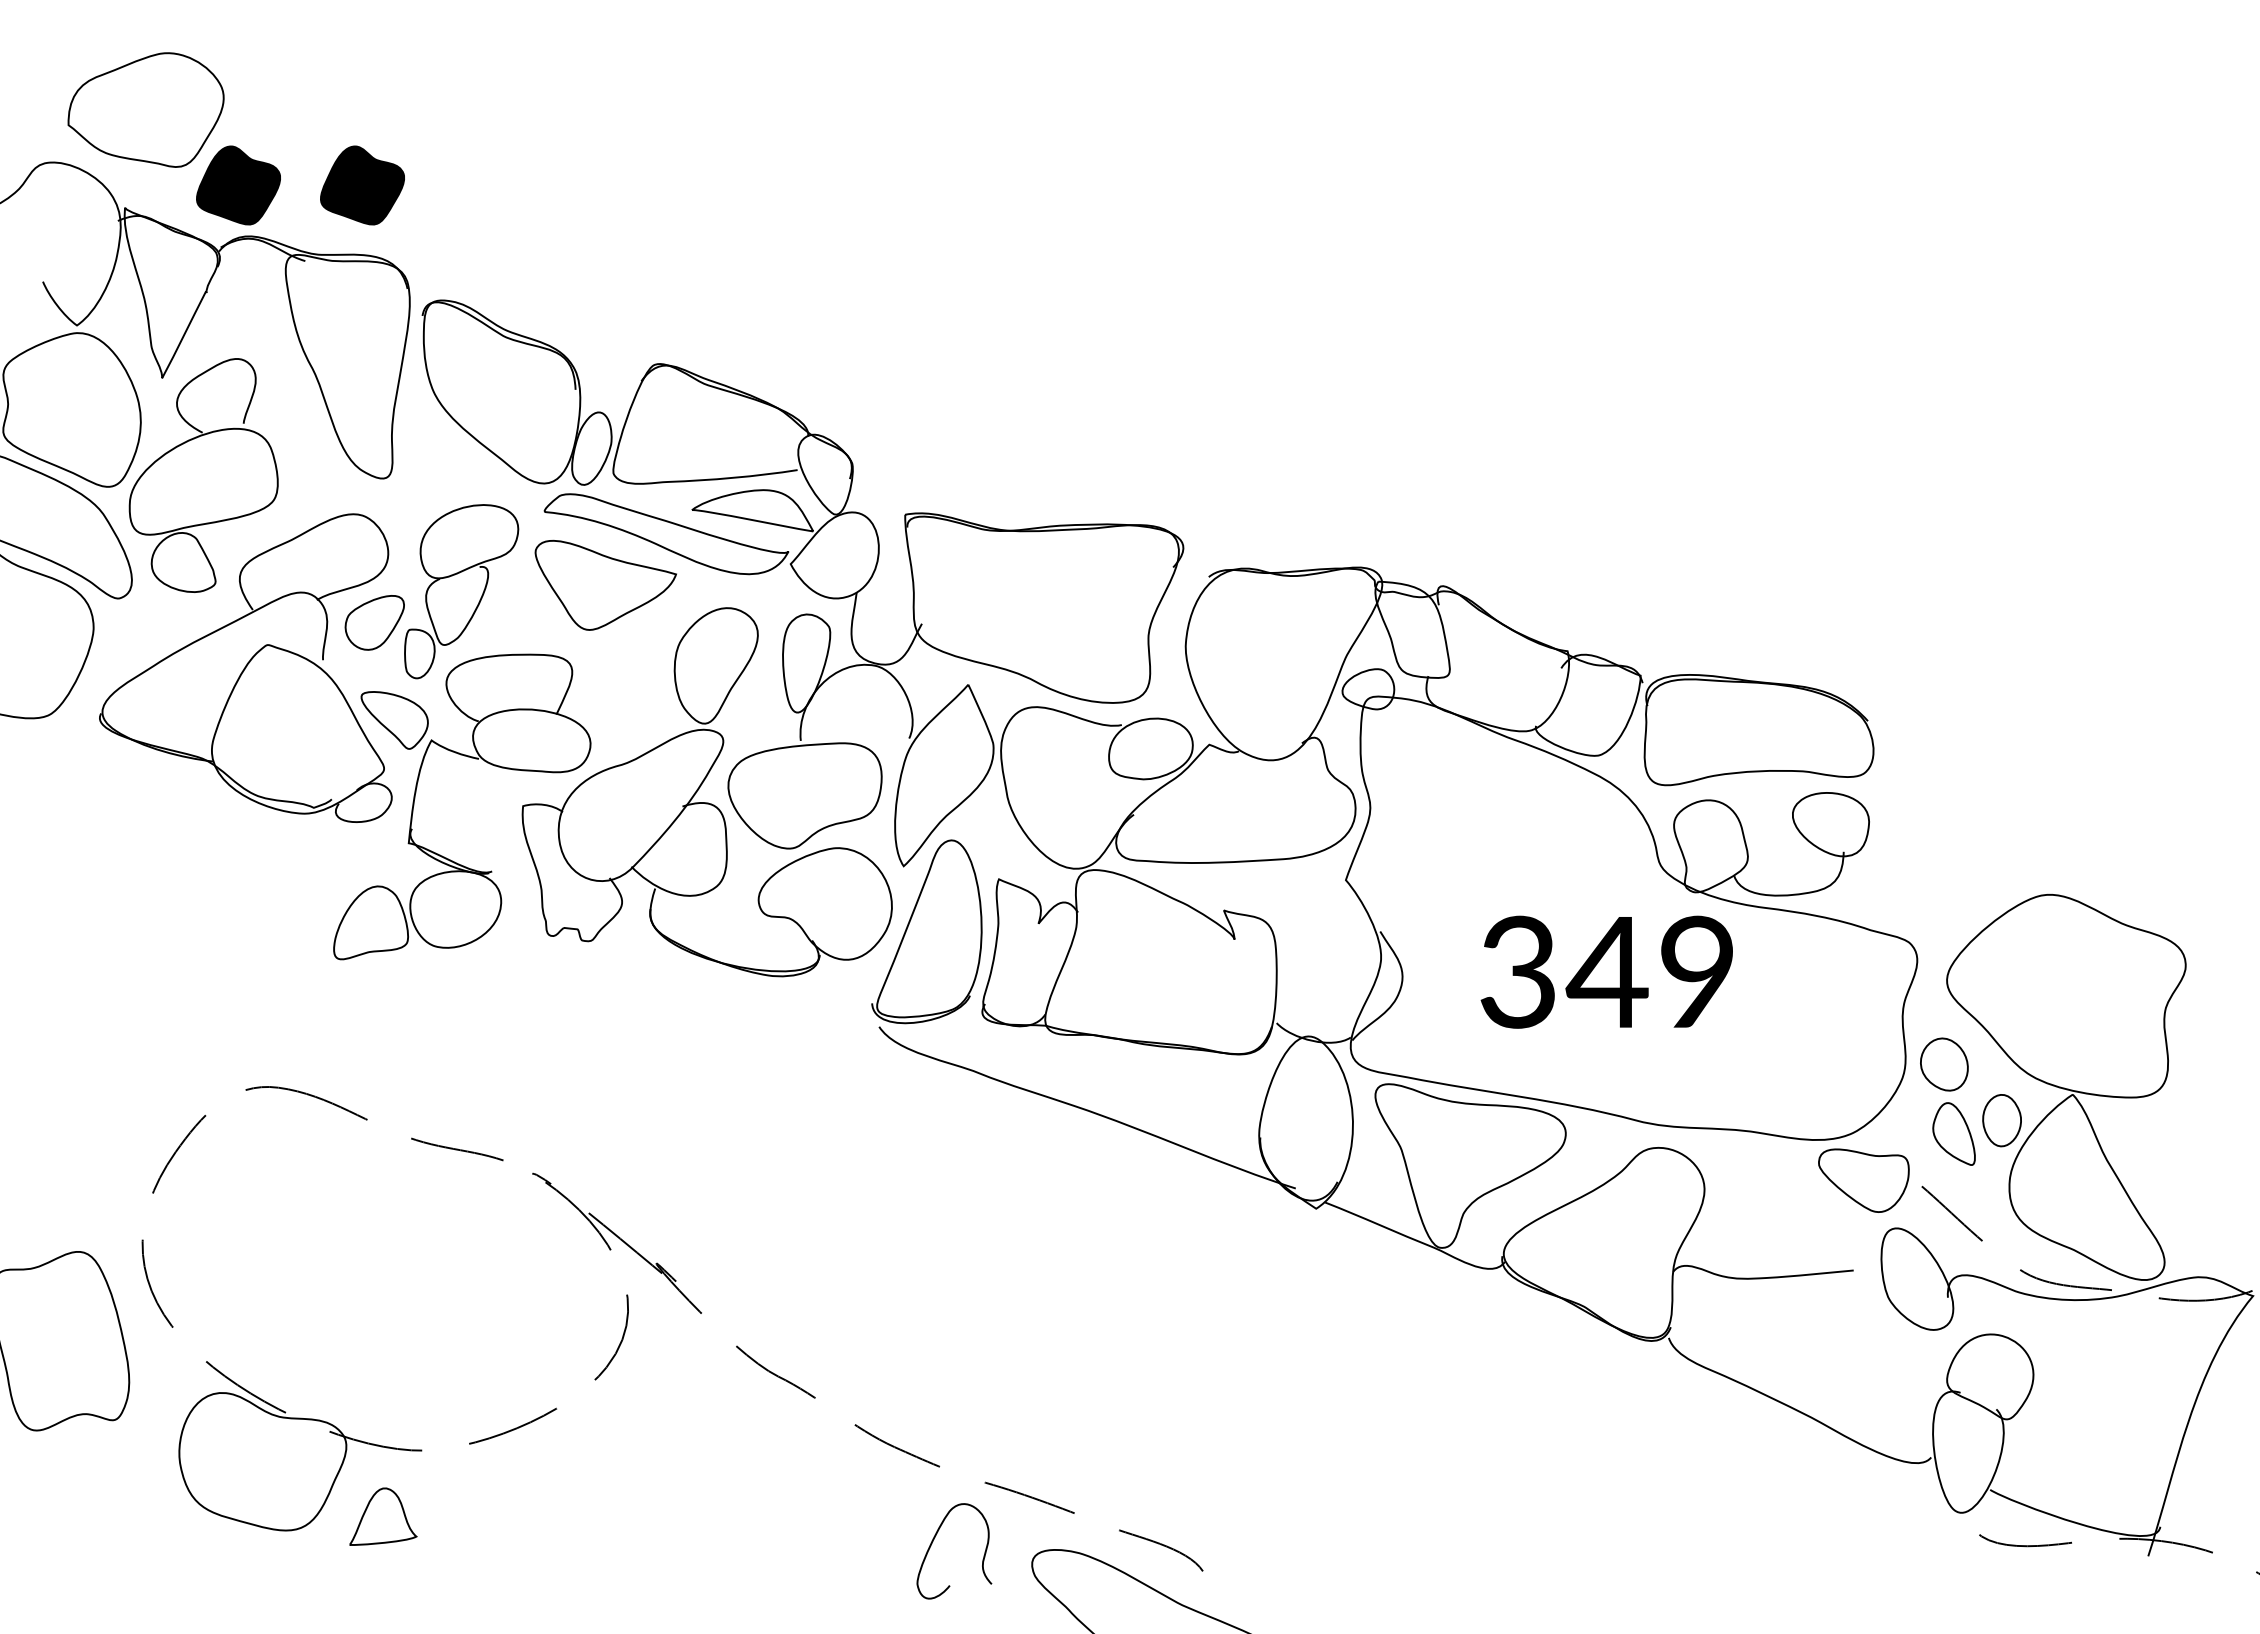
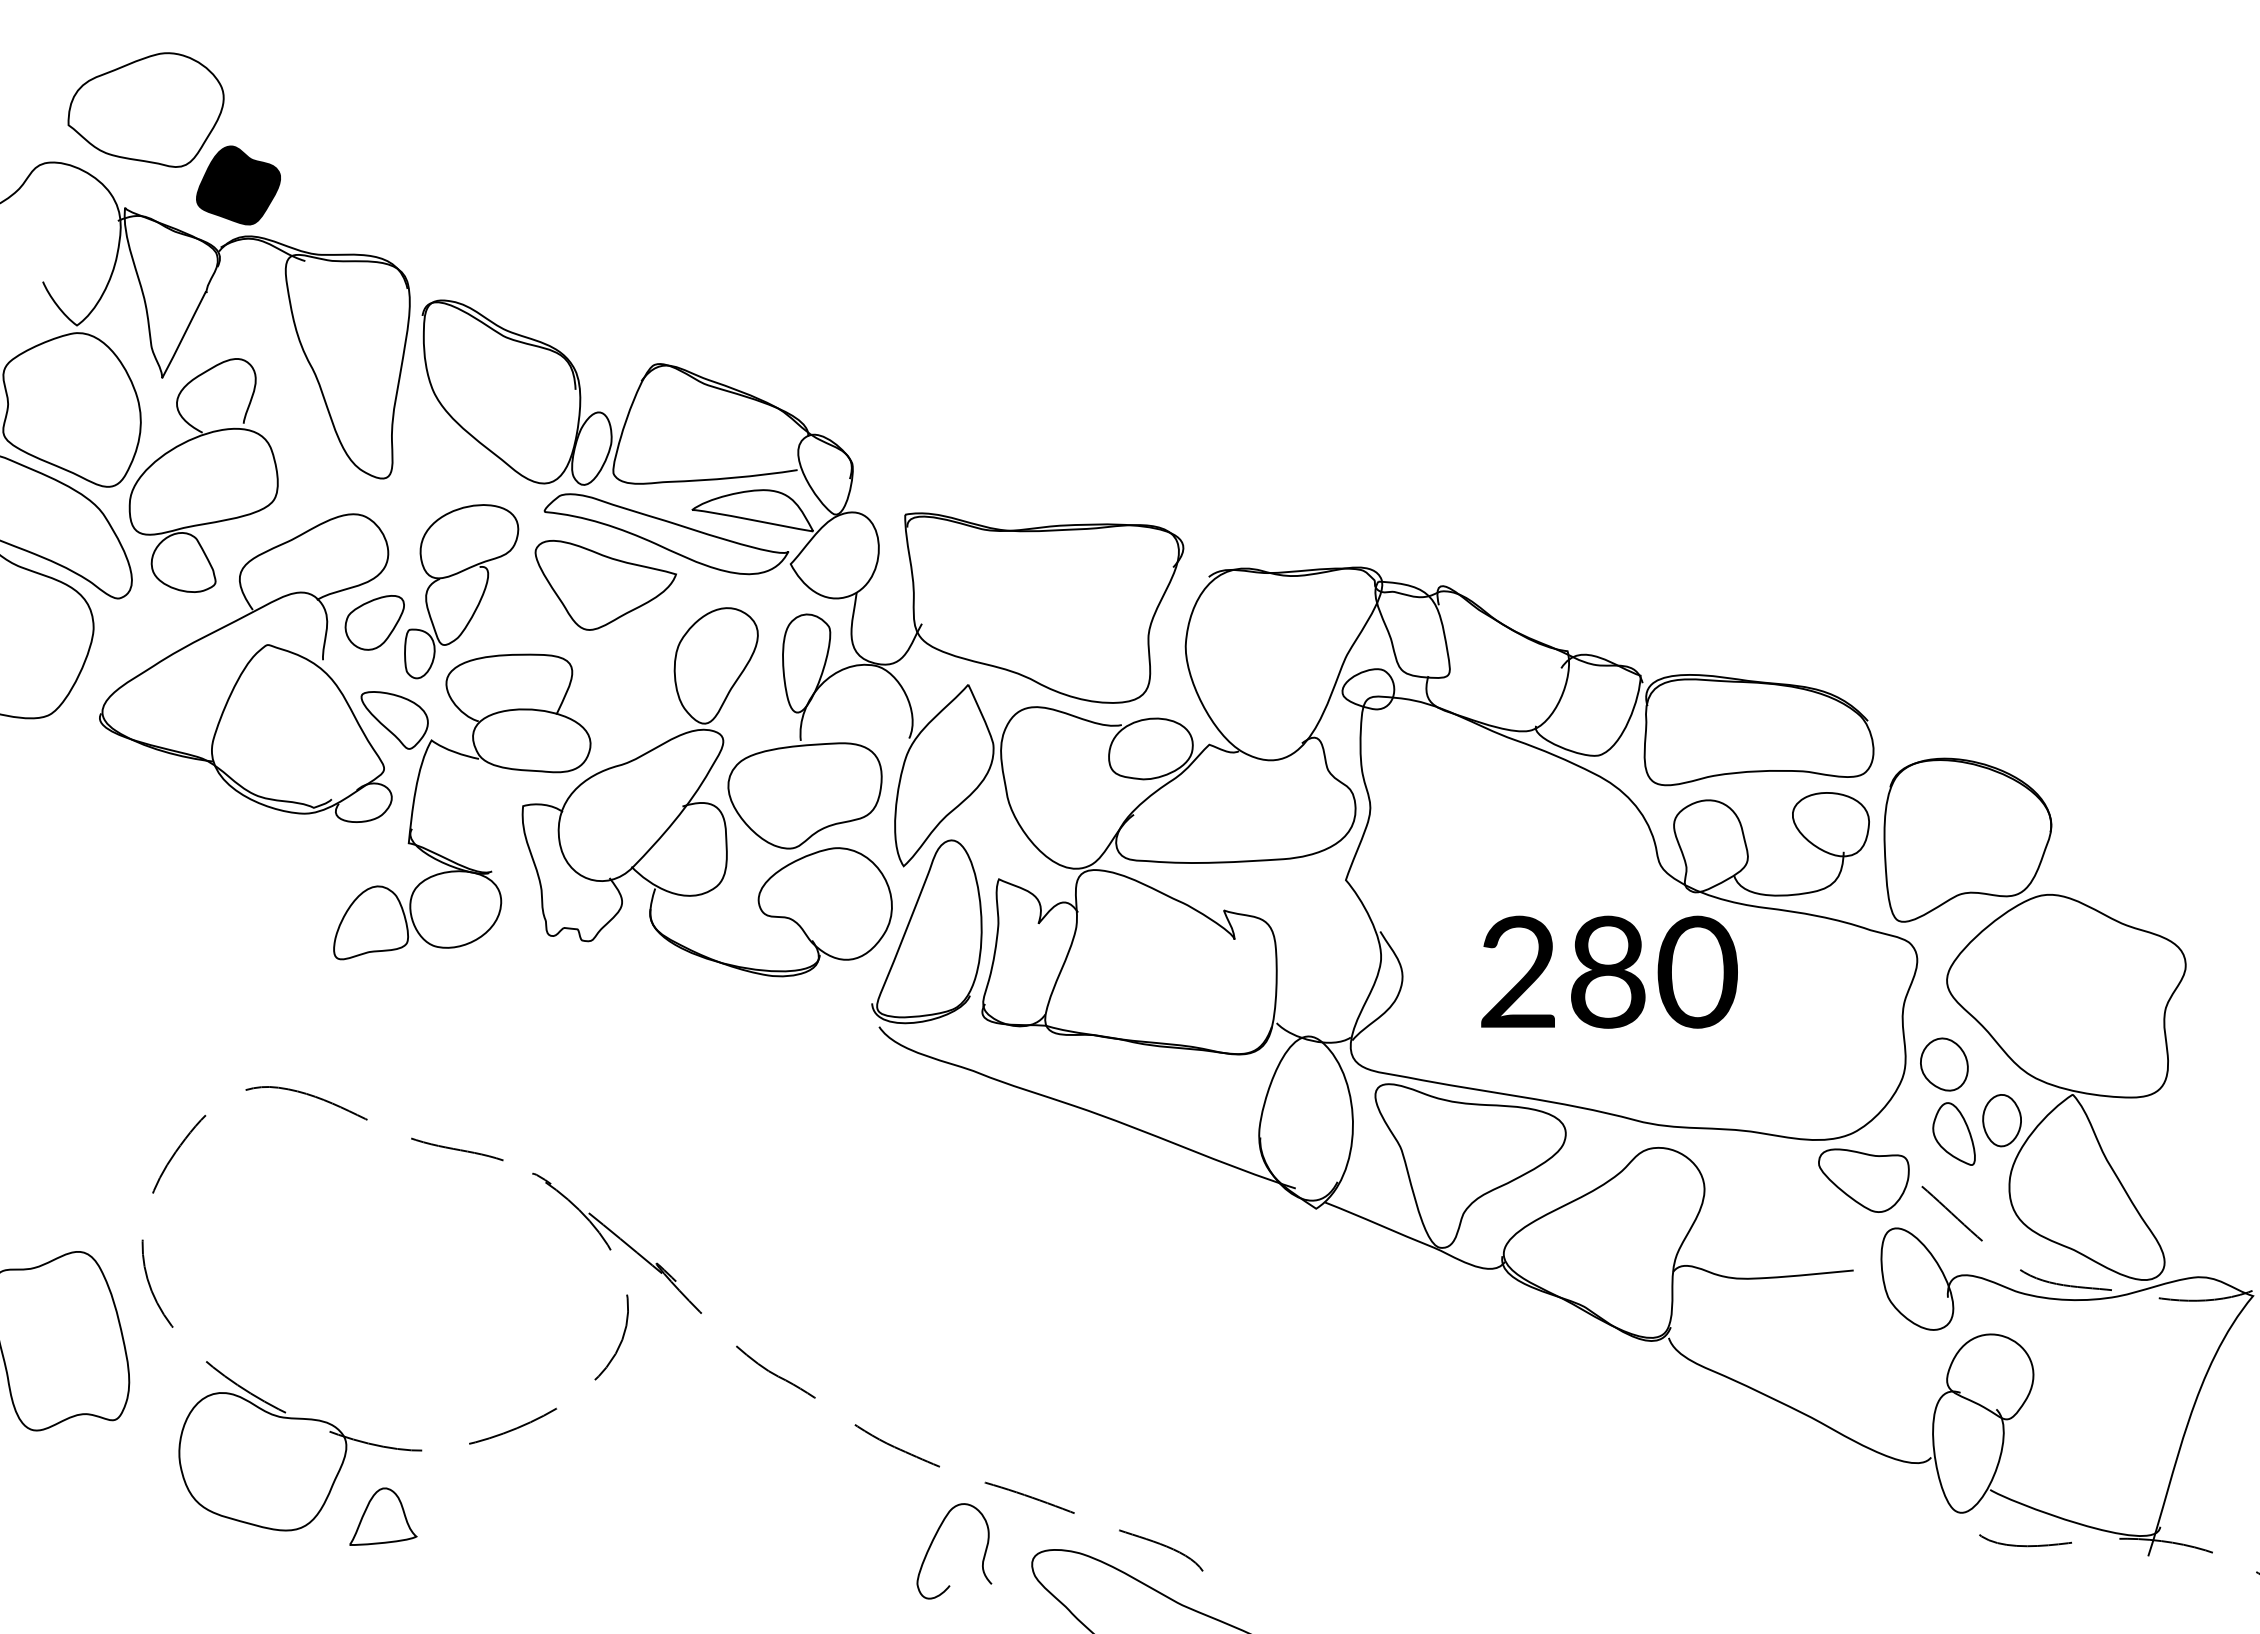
part: present -> none (362, 185)
part: none -> present (1967, 839)
text: 349 -> 280 (1608, 971)
